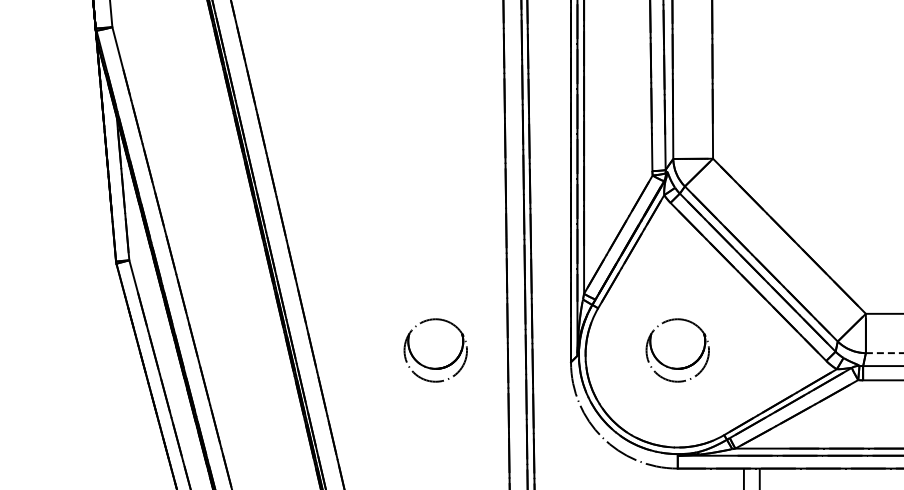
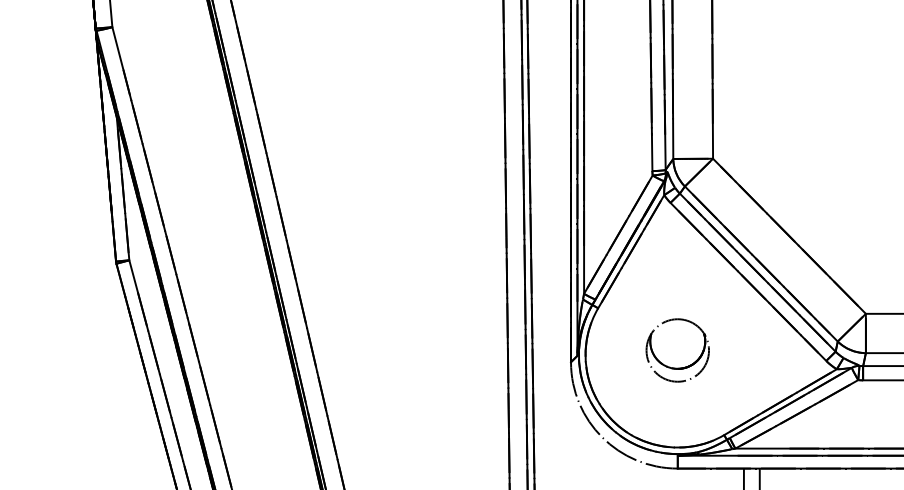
line: dashed -> solid (884, 353)
part: present -> none (435, 367)
